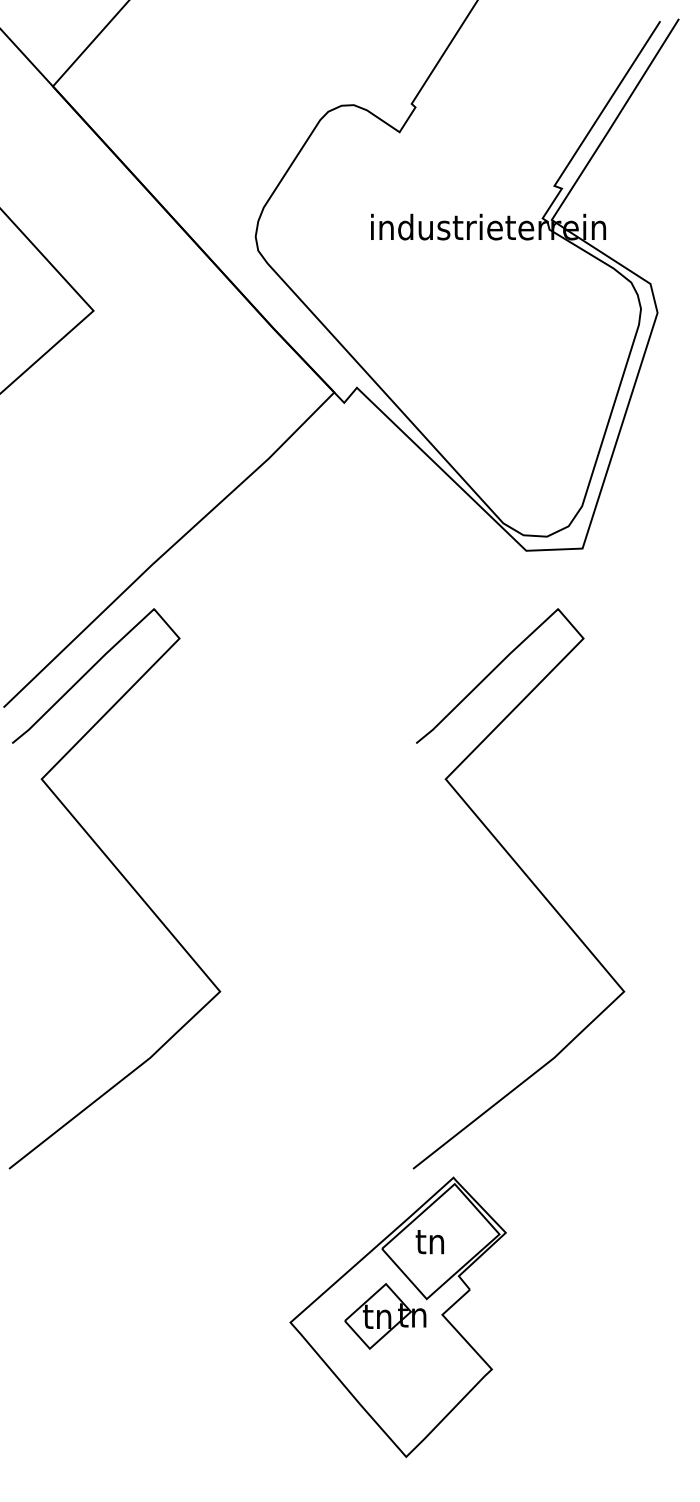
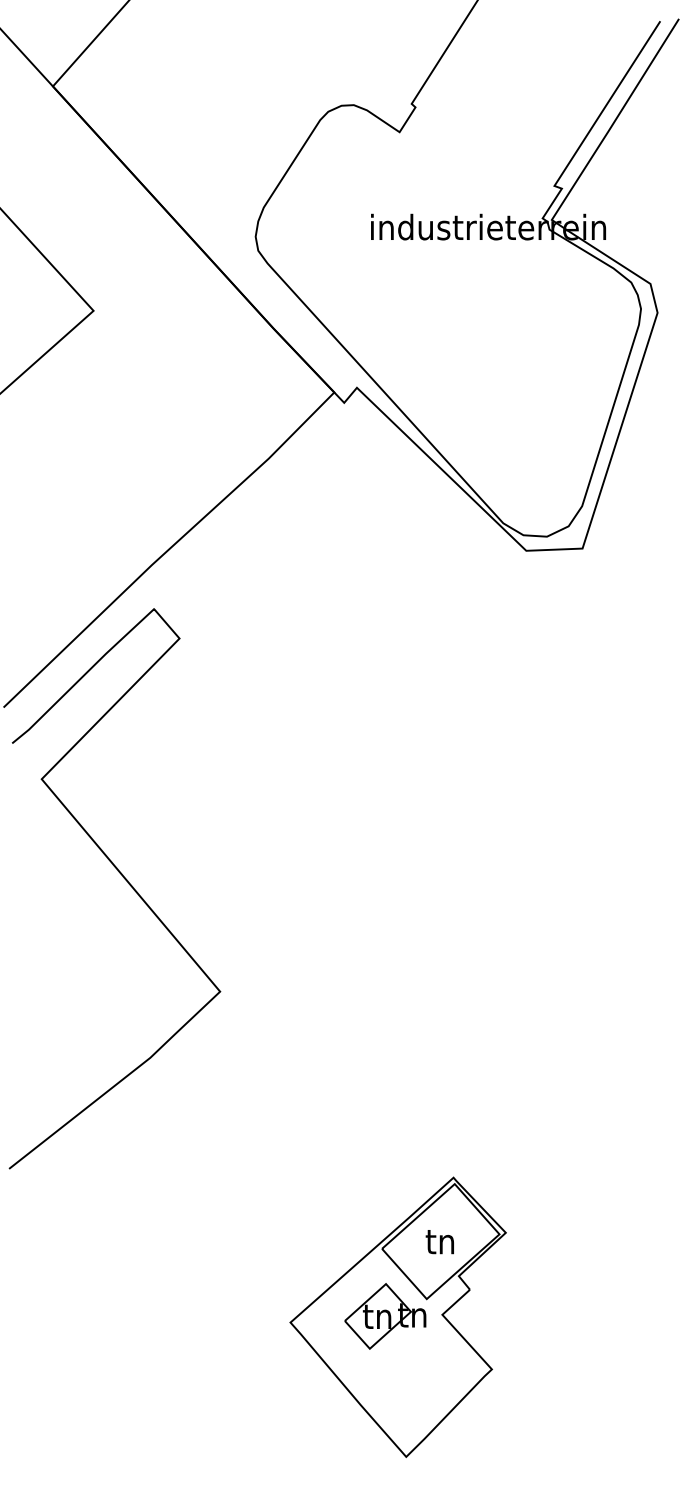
curve: present -> none (527, 878)
text position: (429, 1242) -> (439, 1242) (439, 1242)
